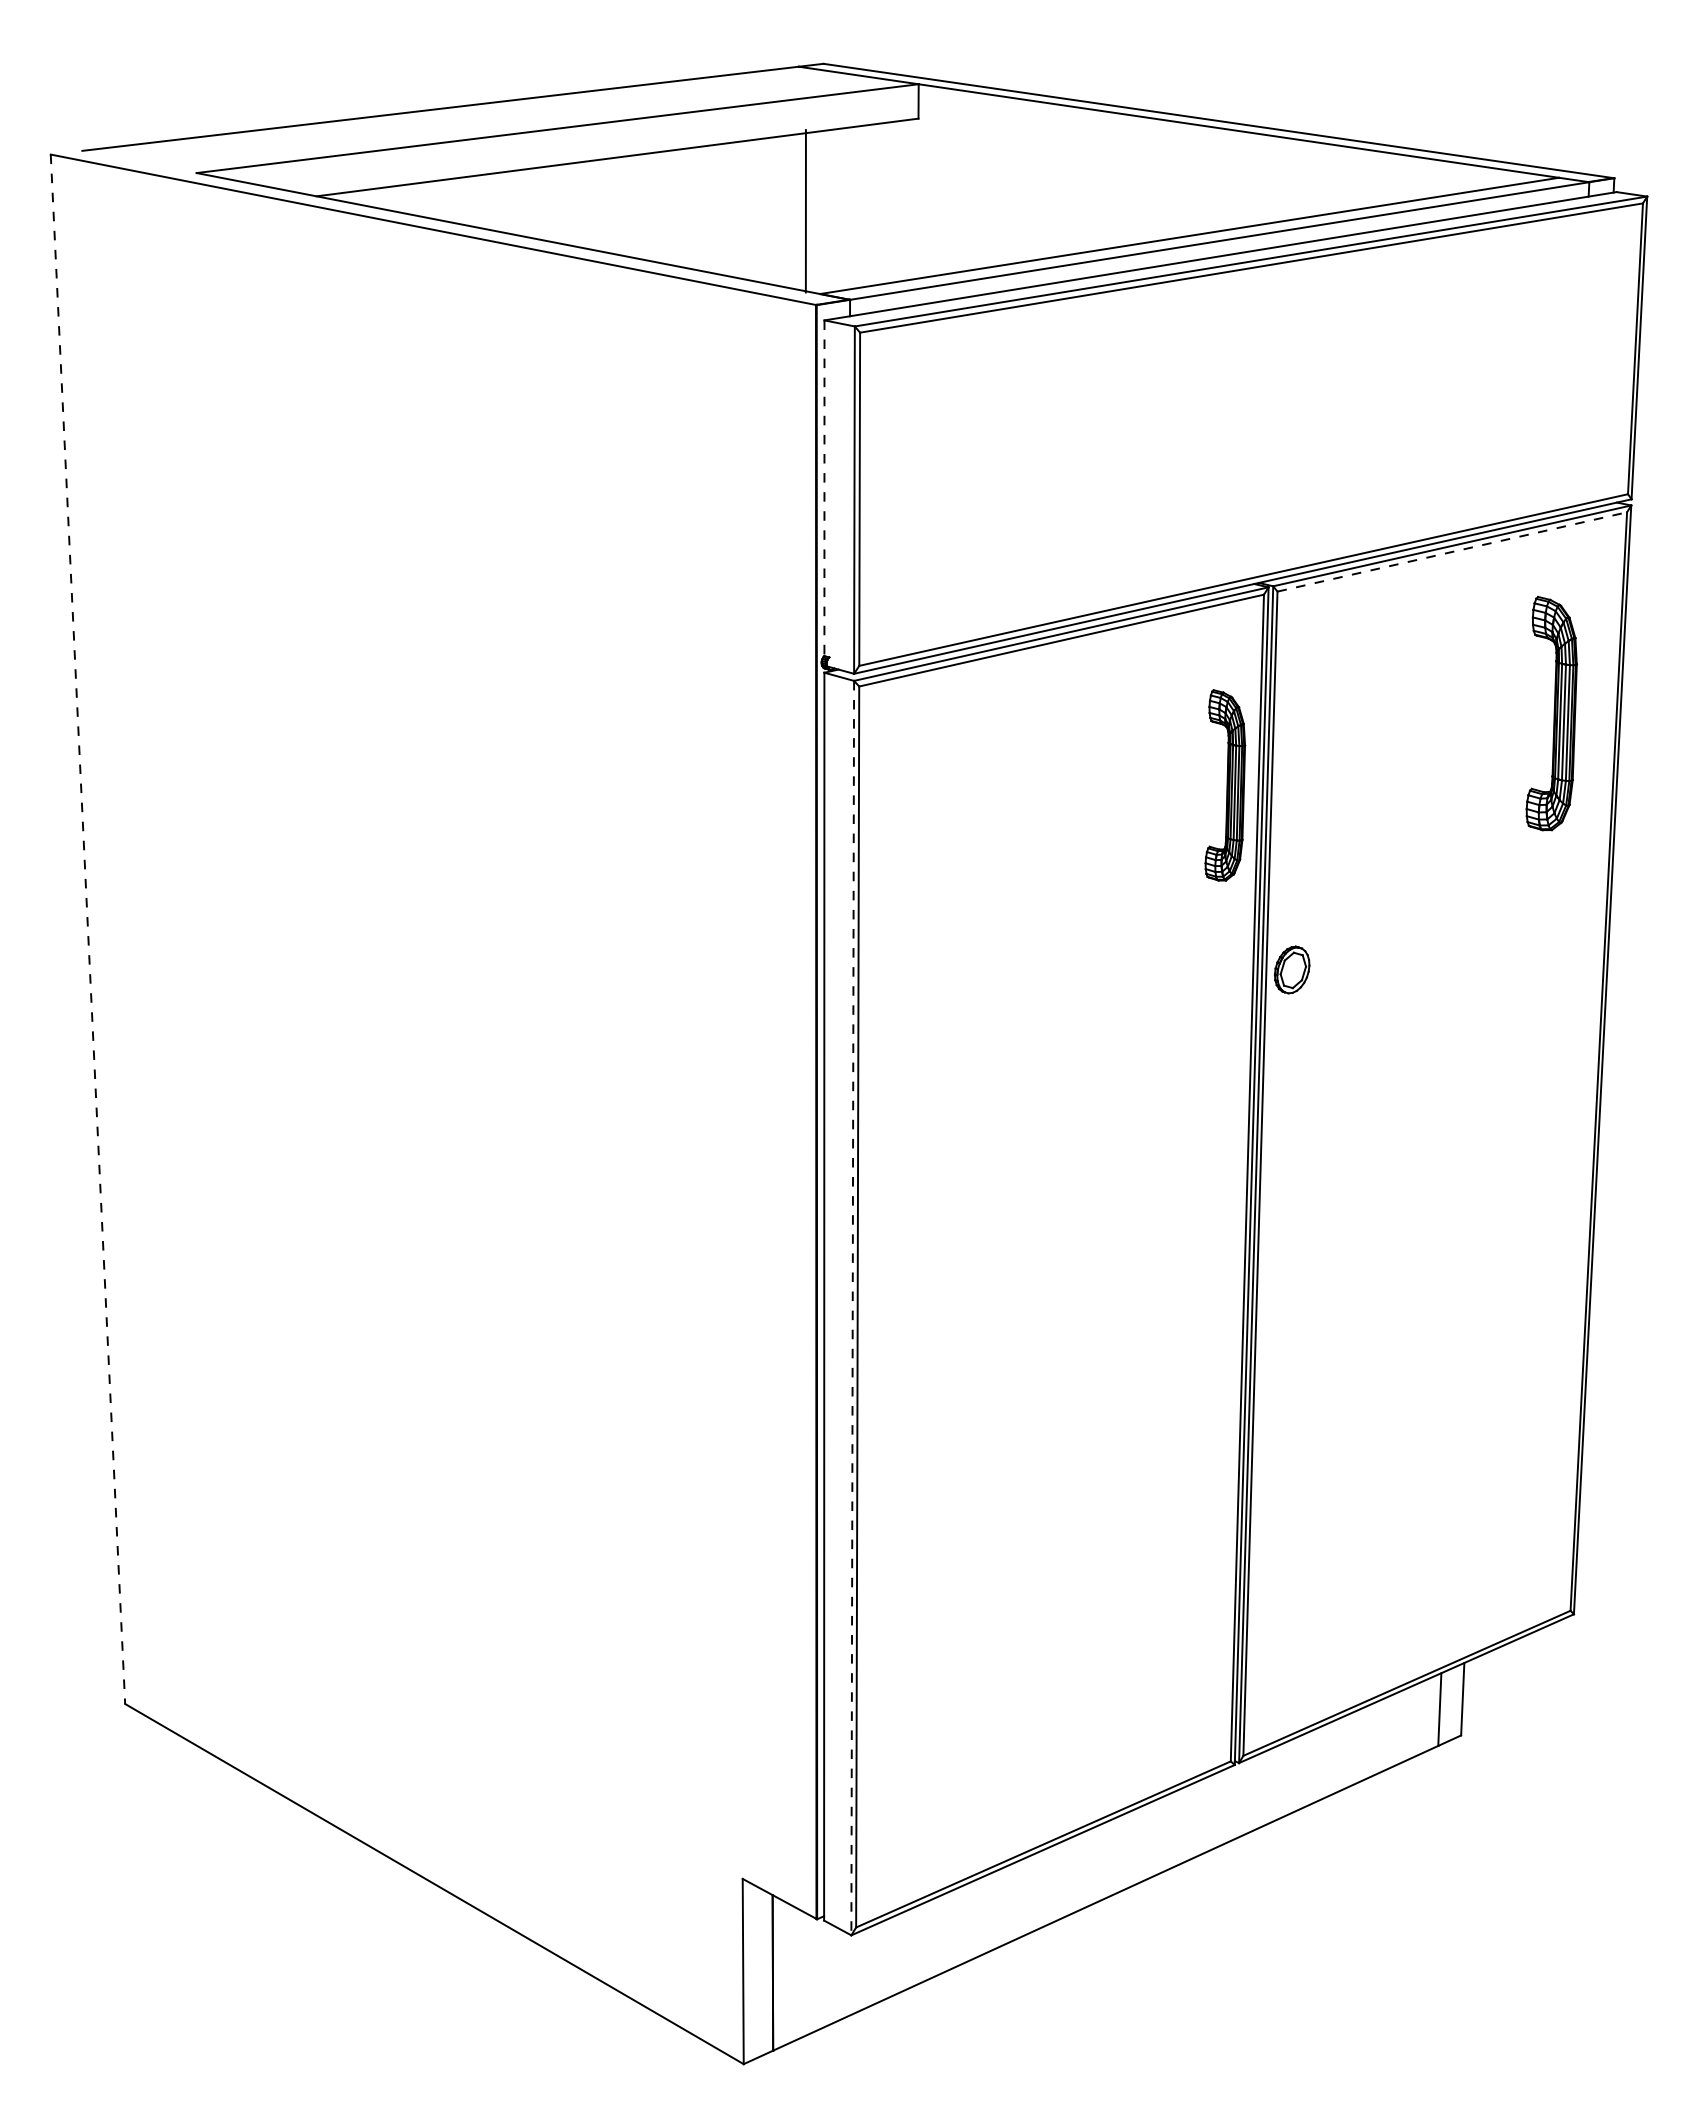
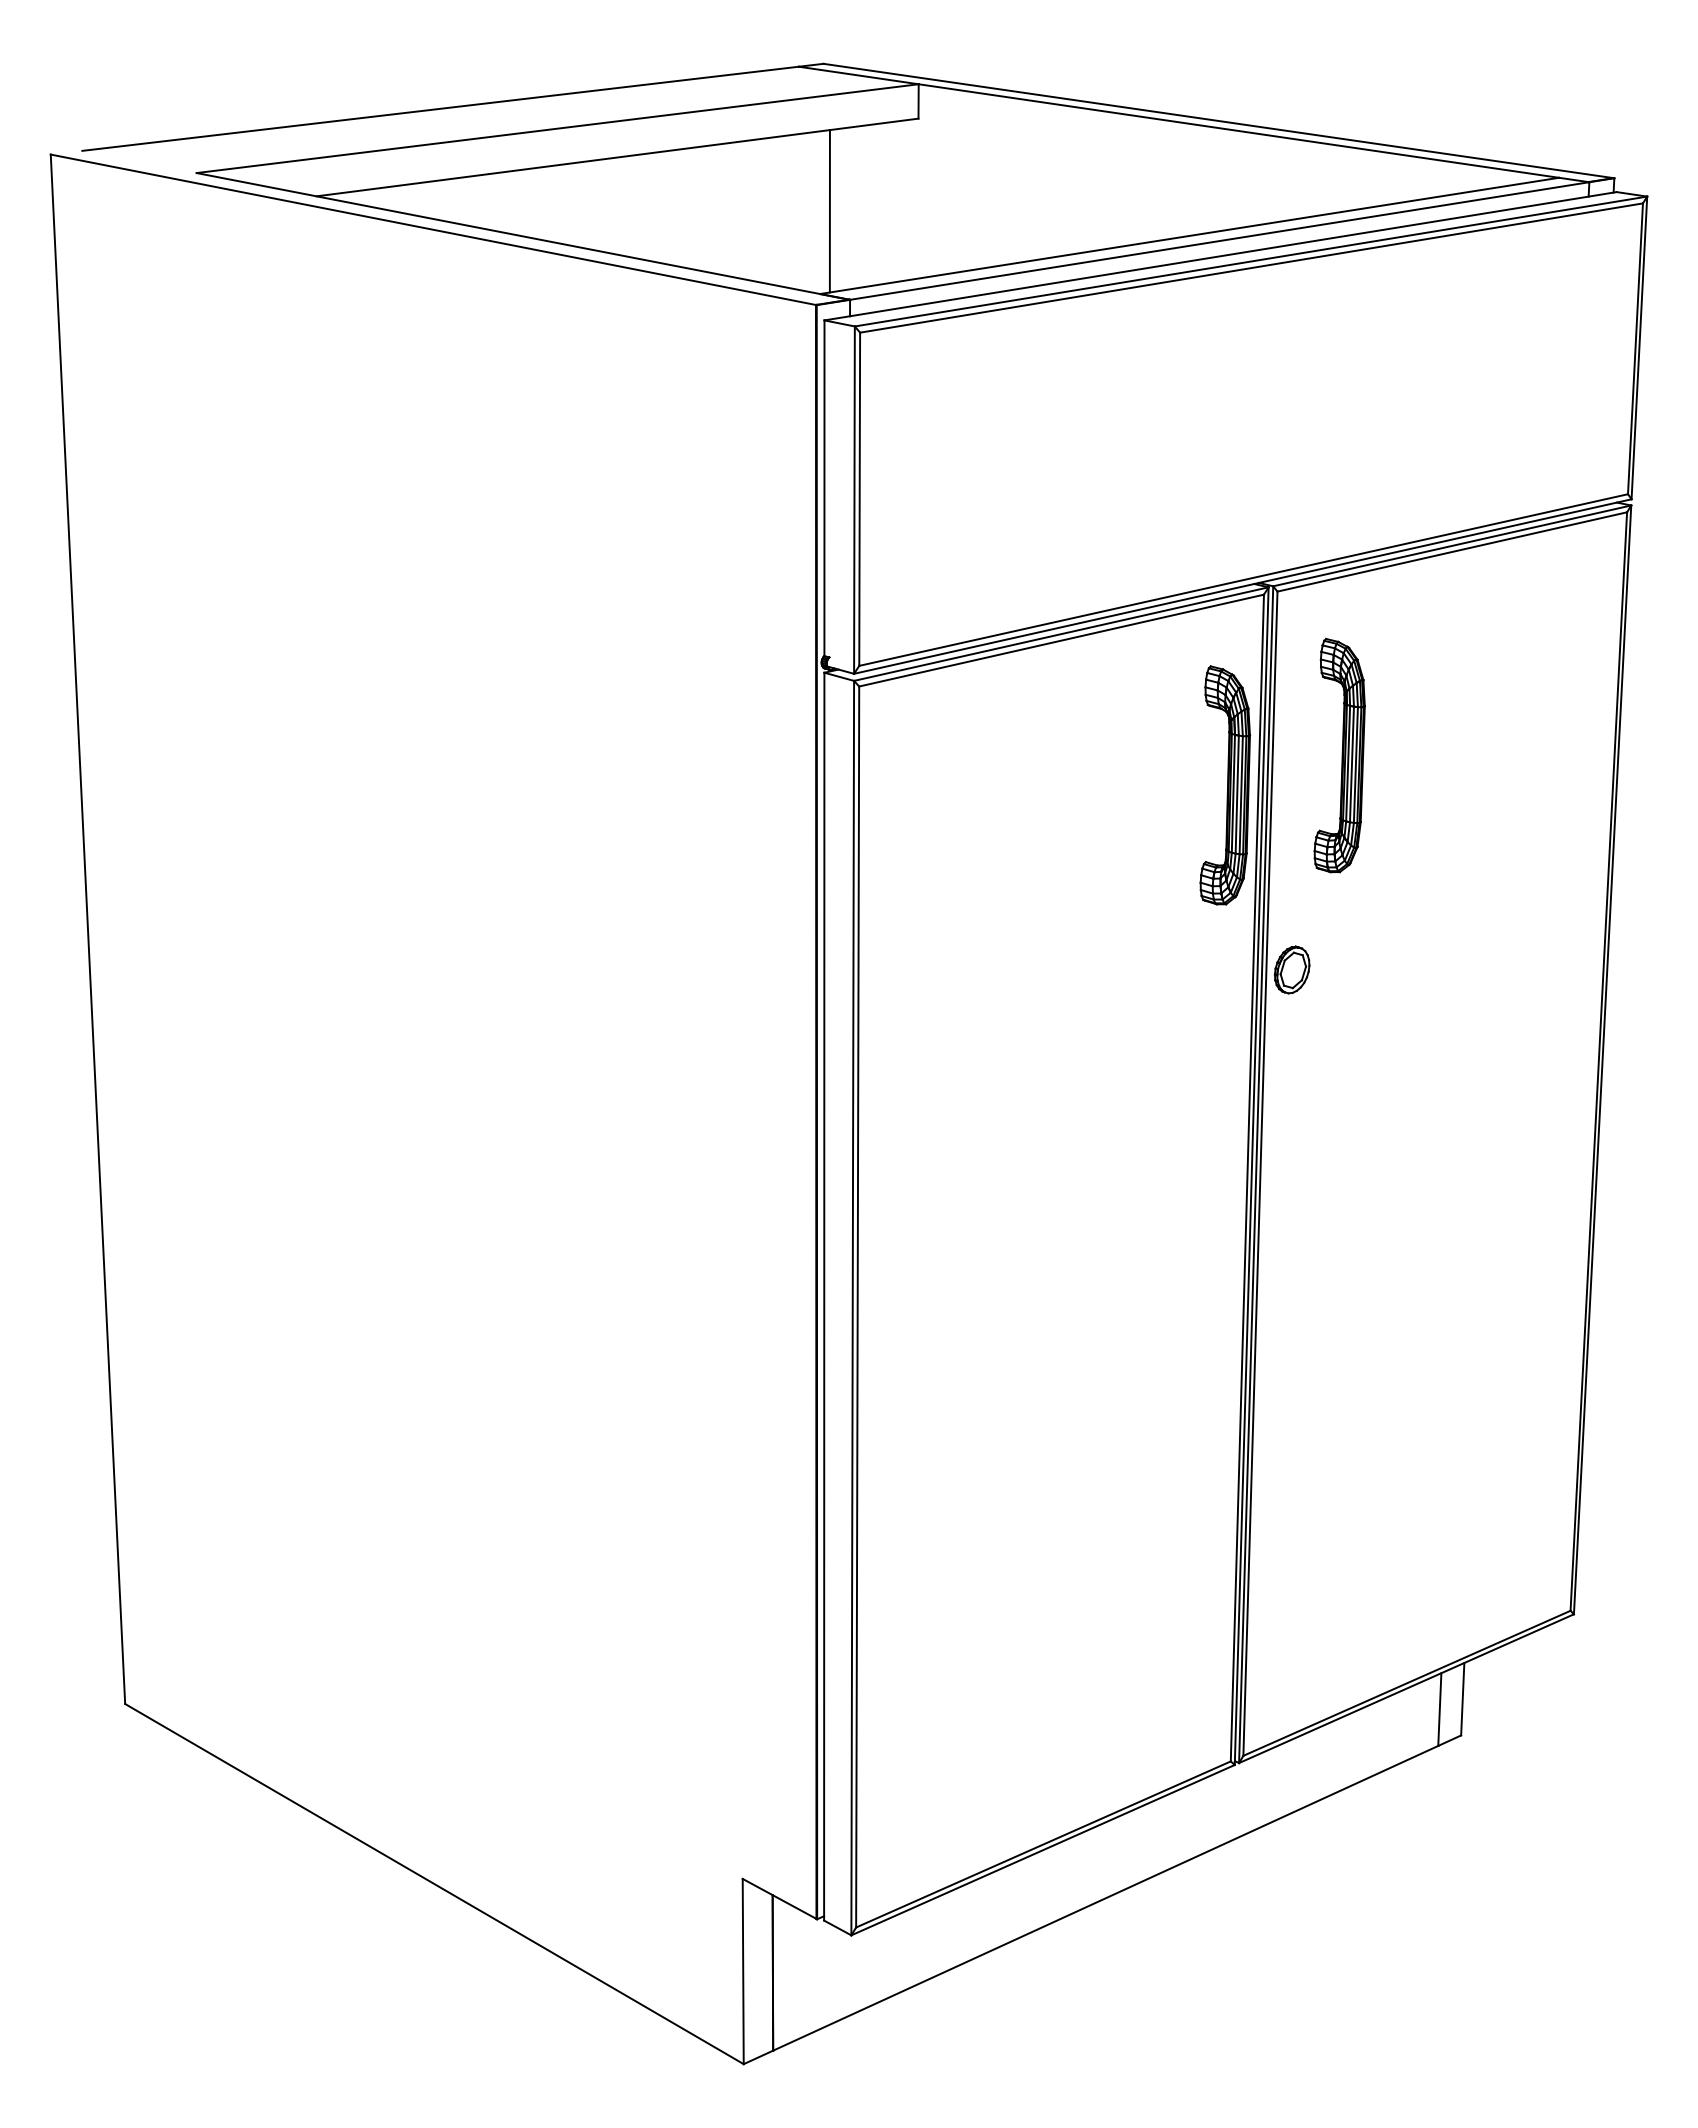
line position: (805, 211) -> (829, 211) (829, 211)
line: dashed -> solid (824, 488)
line: dashed -> solid (1452, 551)
part position: (1551, 713) -> (1339, 755) (1339, 755)
part size: 43x193 px -> 53x241 px (1225, 785)
line: dashed -> solid (87, 929)
line: dashed -> solid (852, 1308)
